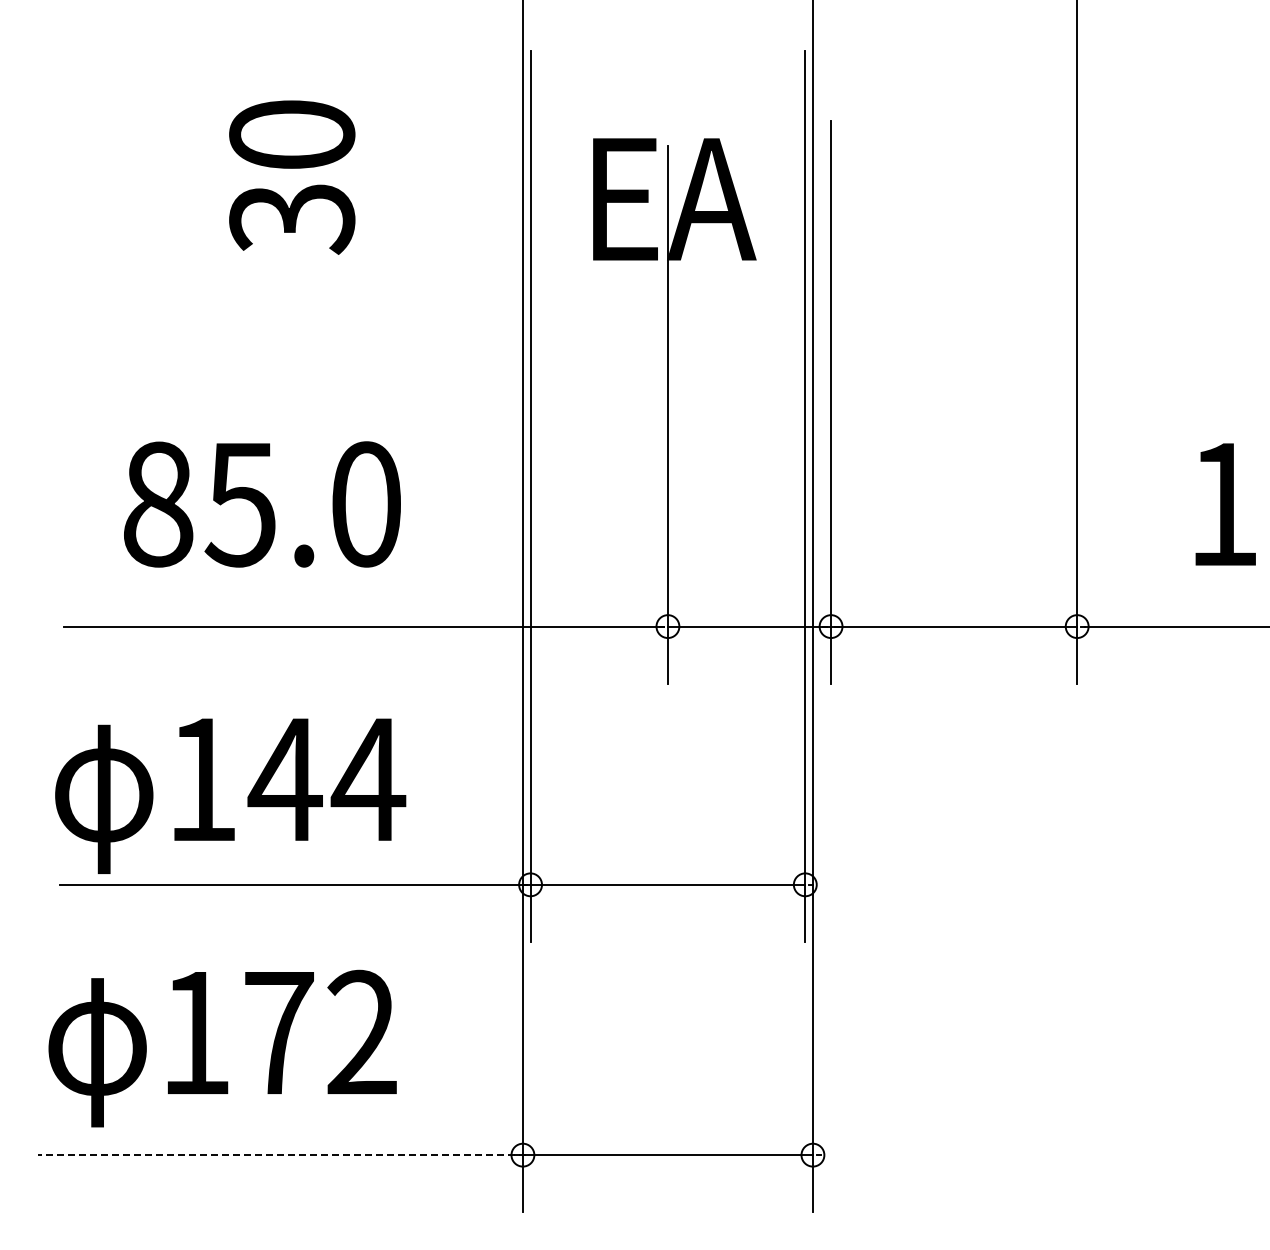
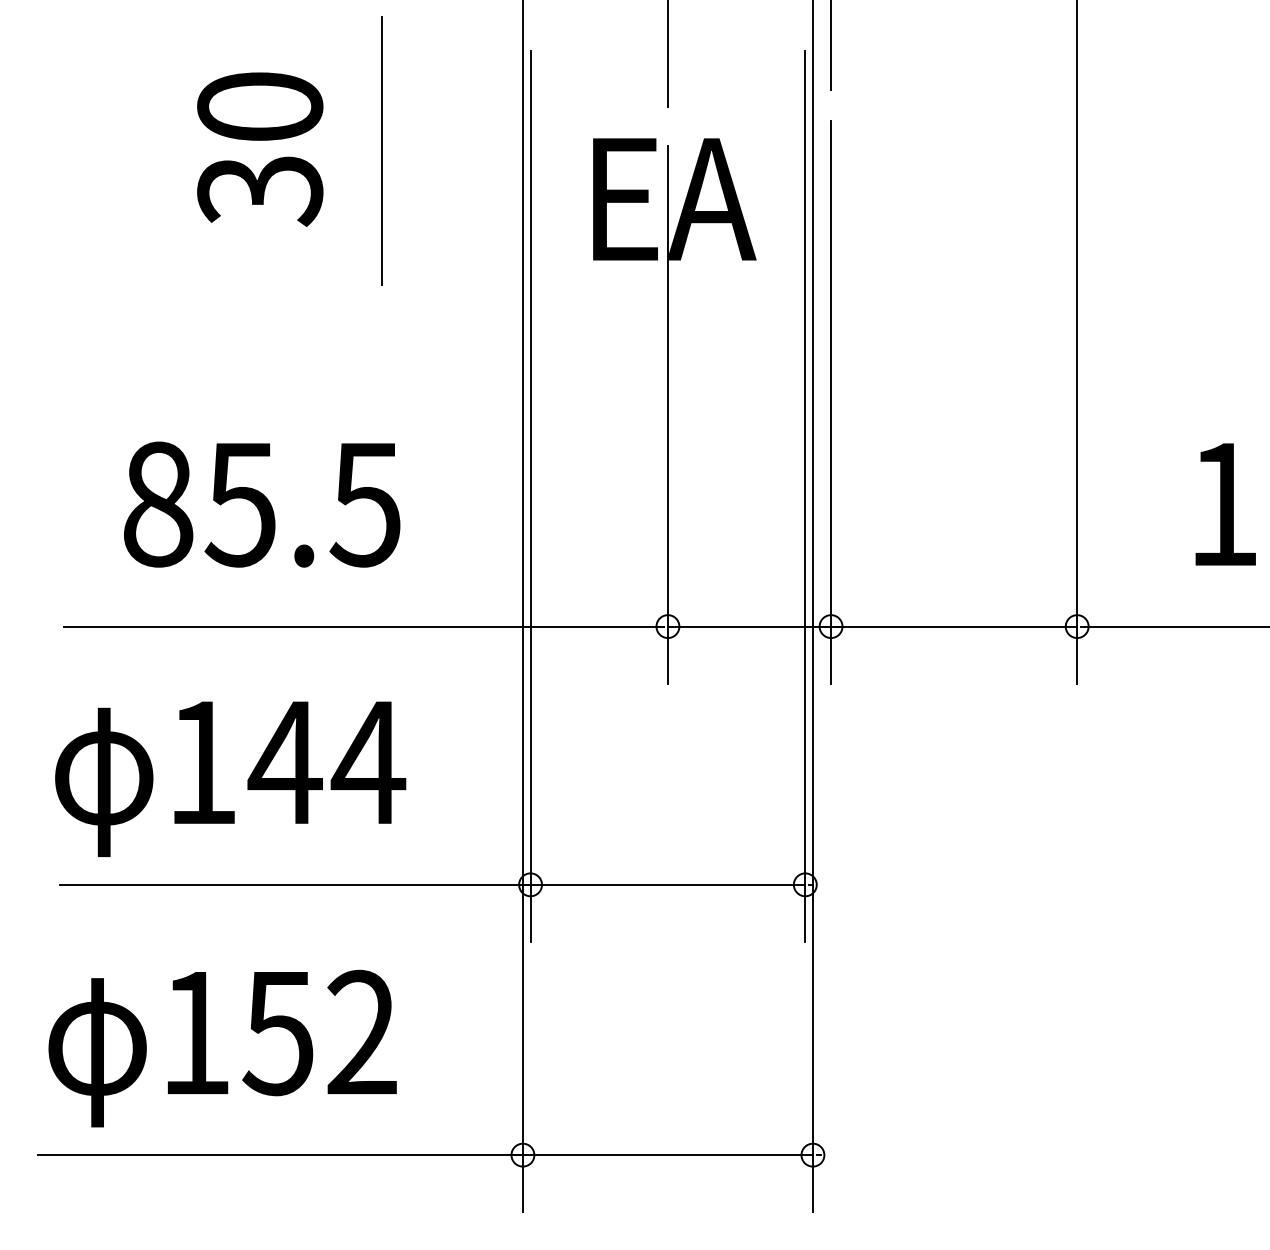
line: none -> present (831, 46)
line: none -> present (667, 55)
line: none -> present (382, 150)
text position: (292, 177) -> (260, 149) (260, 149)
text: 85.0 -> 85.5 (364, 504)
text position: (230, 795) -> (230, 778) (230, 778)
text: 172 -> 152 (277, 1034)
line: dashed -> solid (282, 1155)
